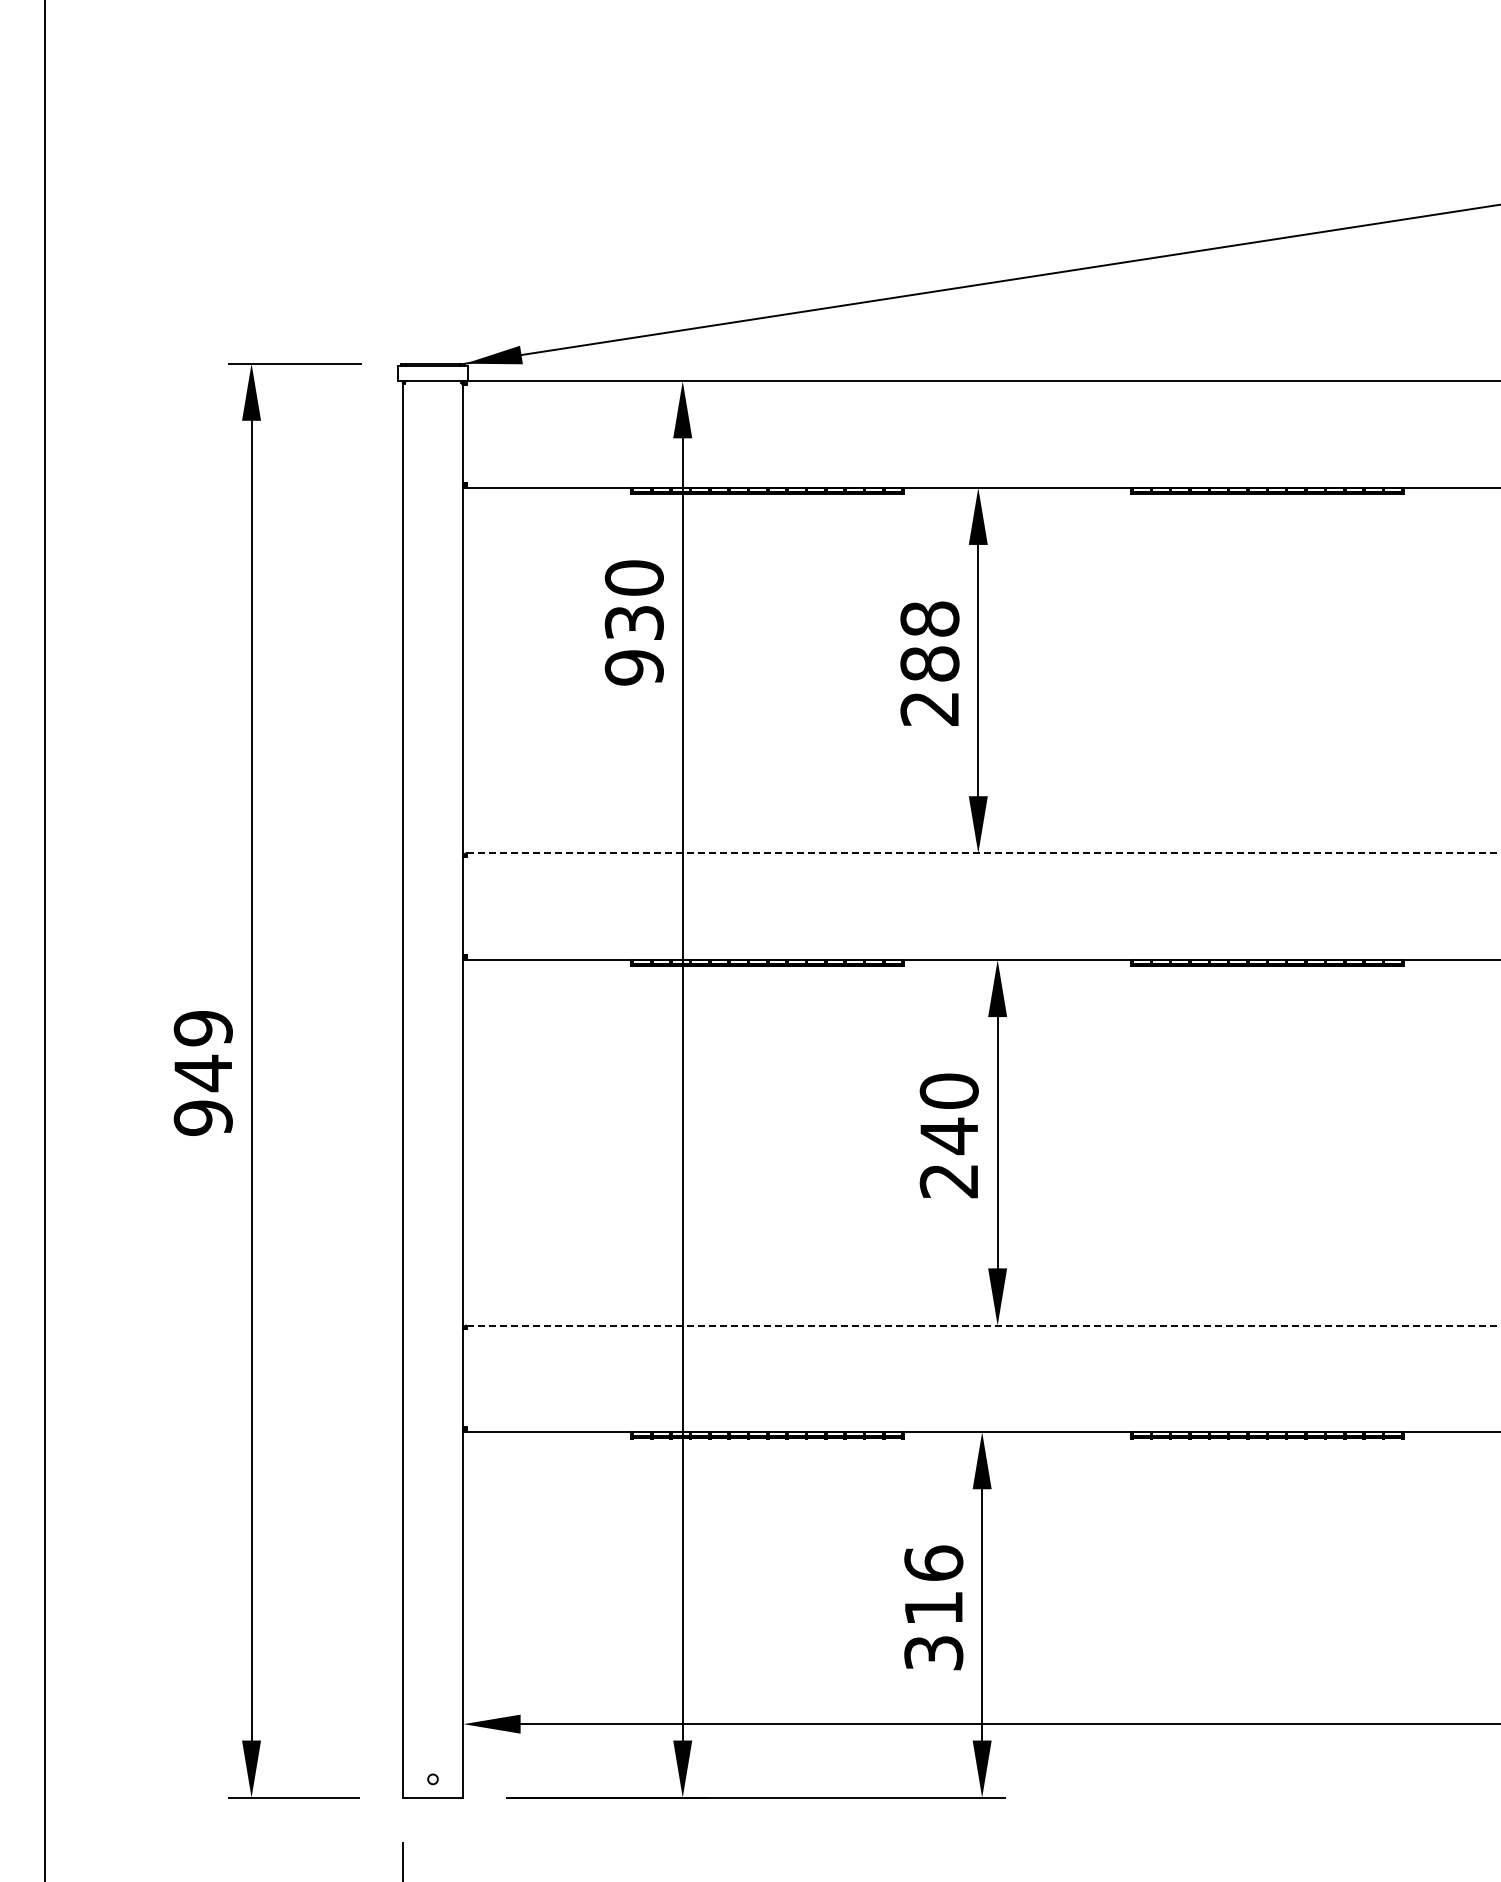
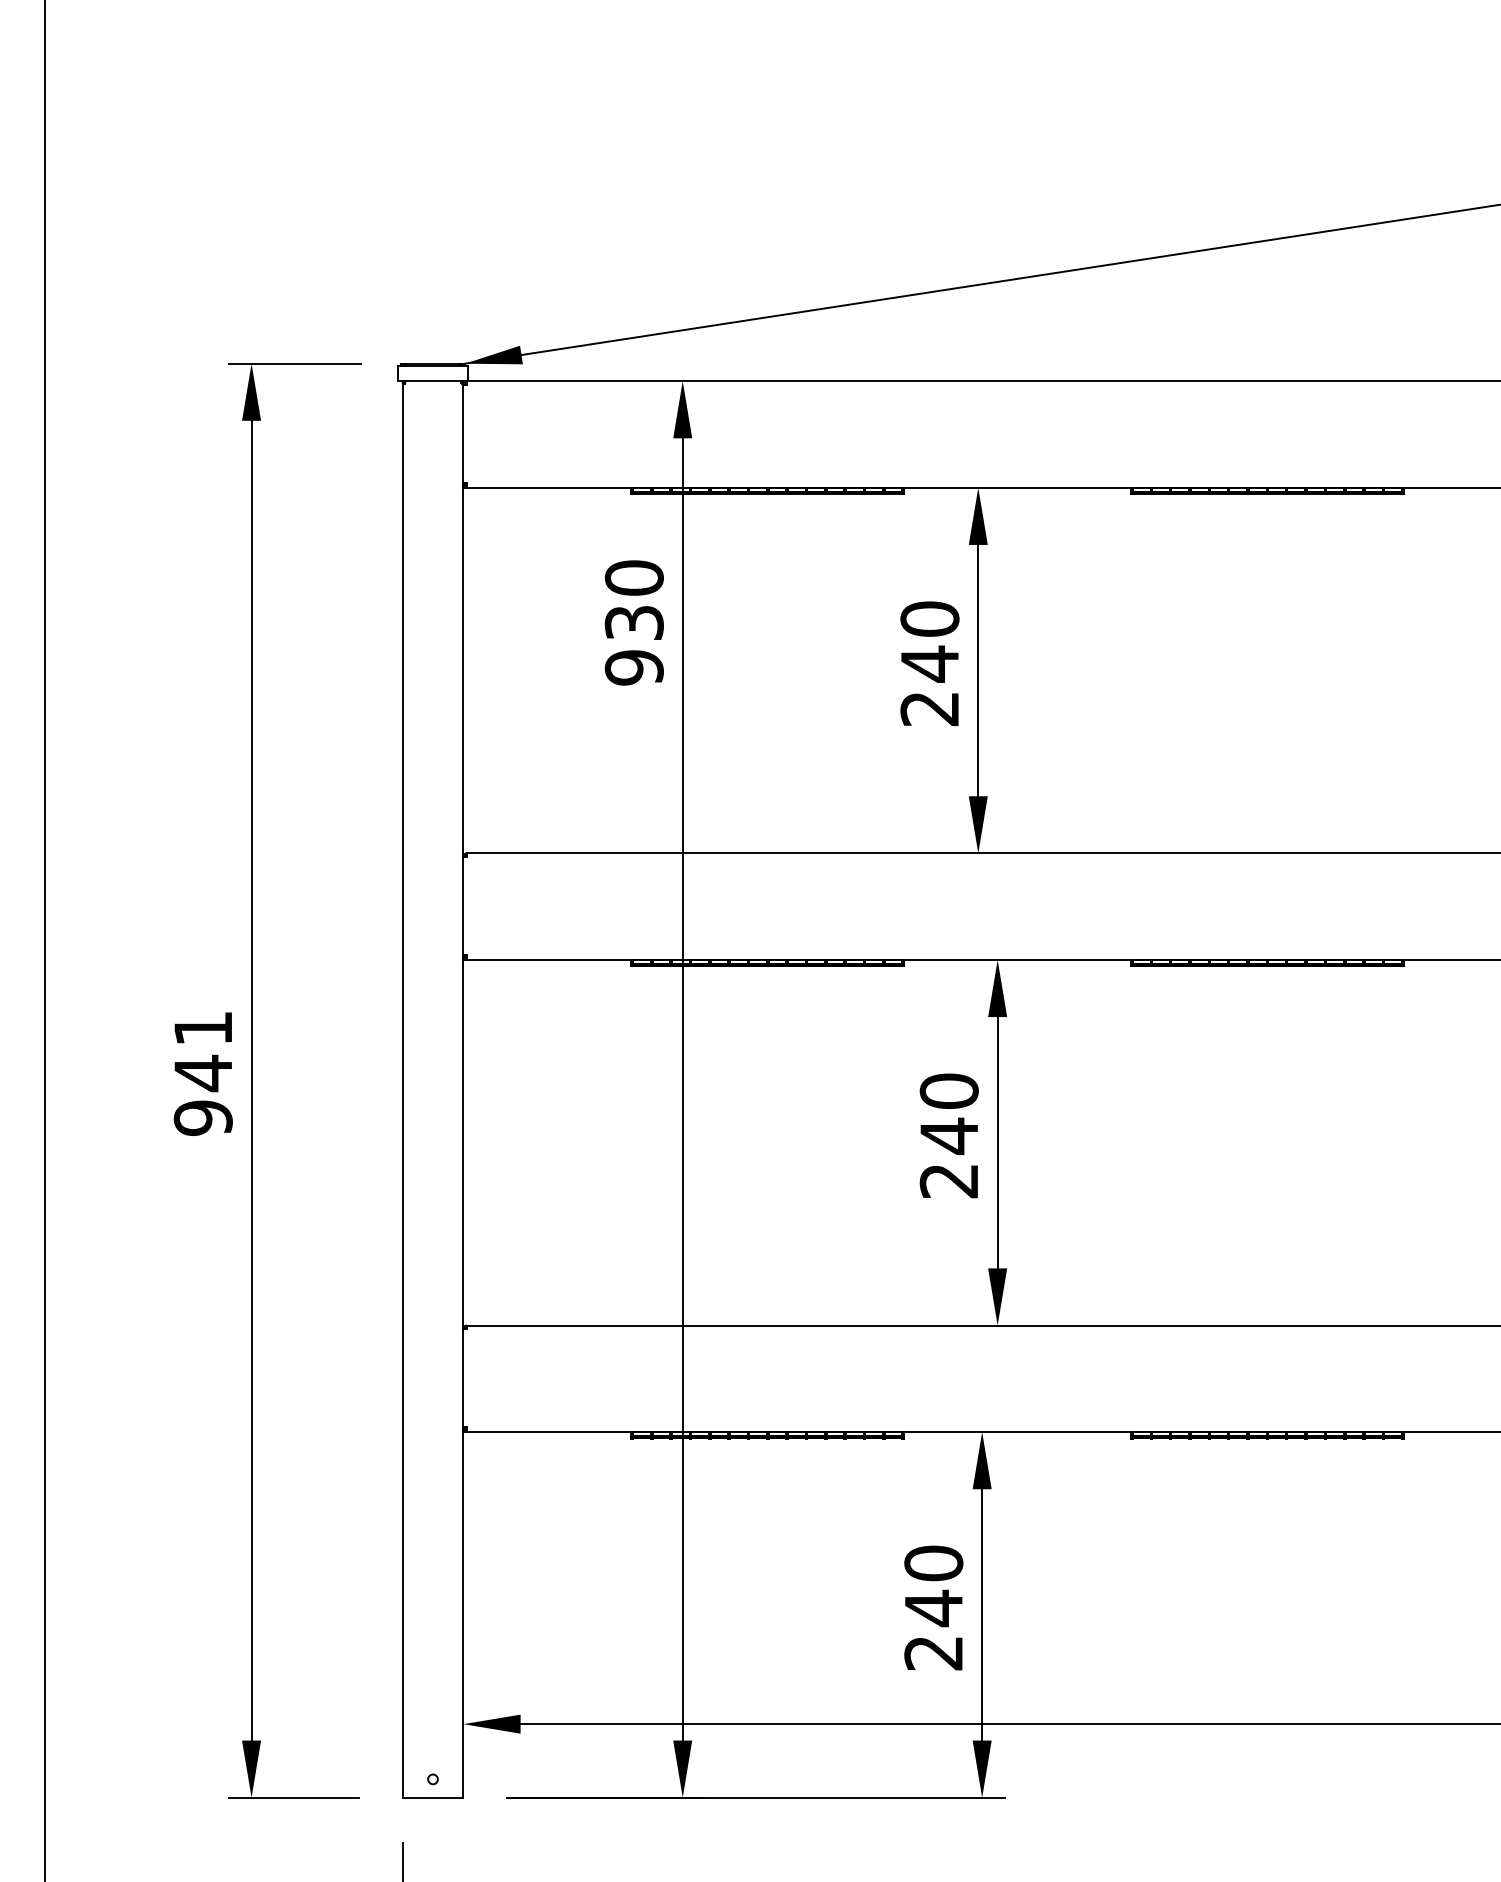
text: 288 -> 240 (929, 641)
line: dashed -> solid (983, 853)
text: 949 -> 941 (202, 1028)
line: dashed -> solid (983, 1325)
text: 316 -> 240 (933, 1607)
